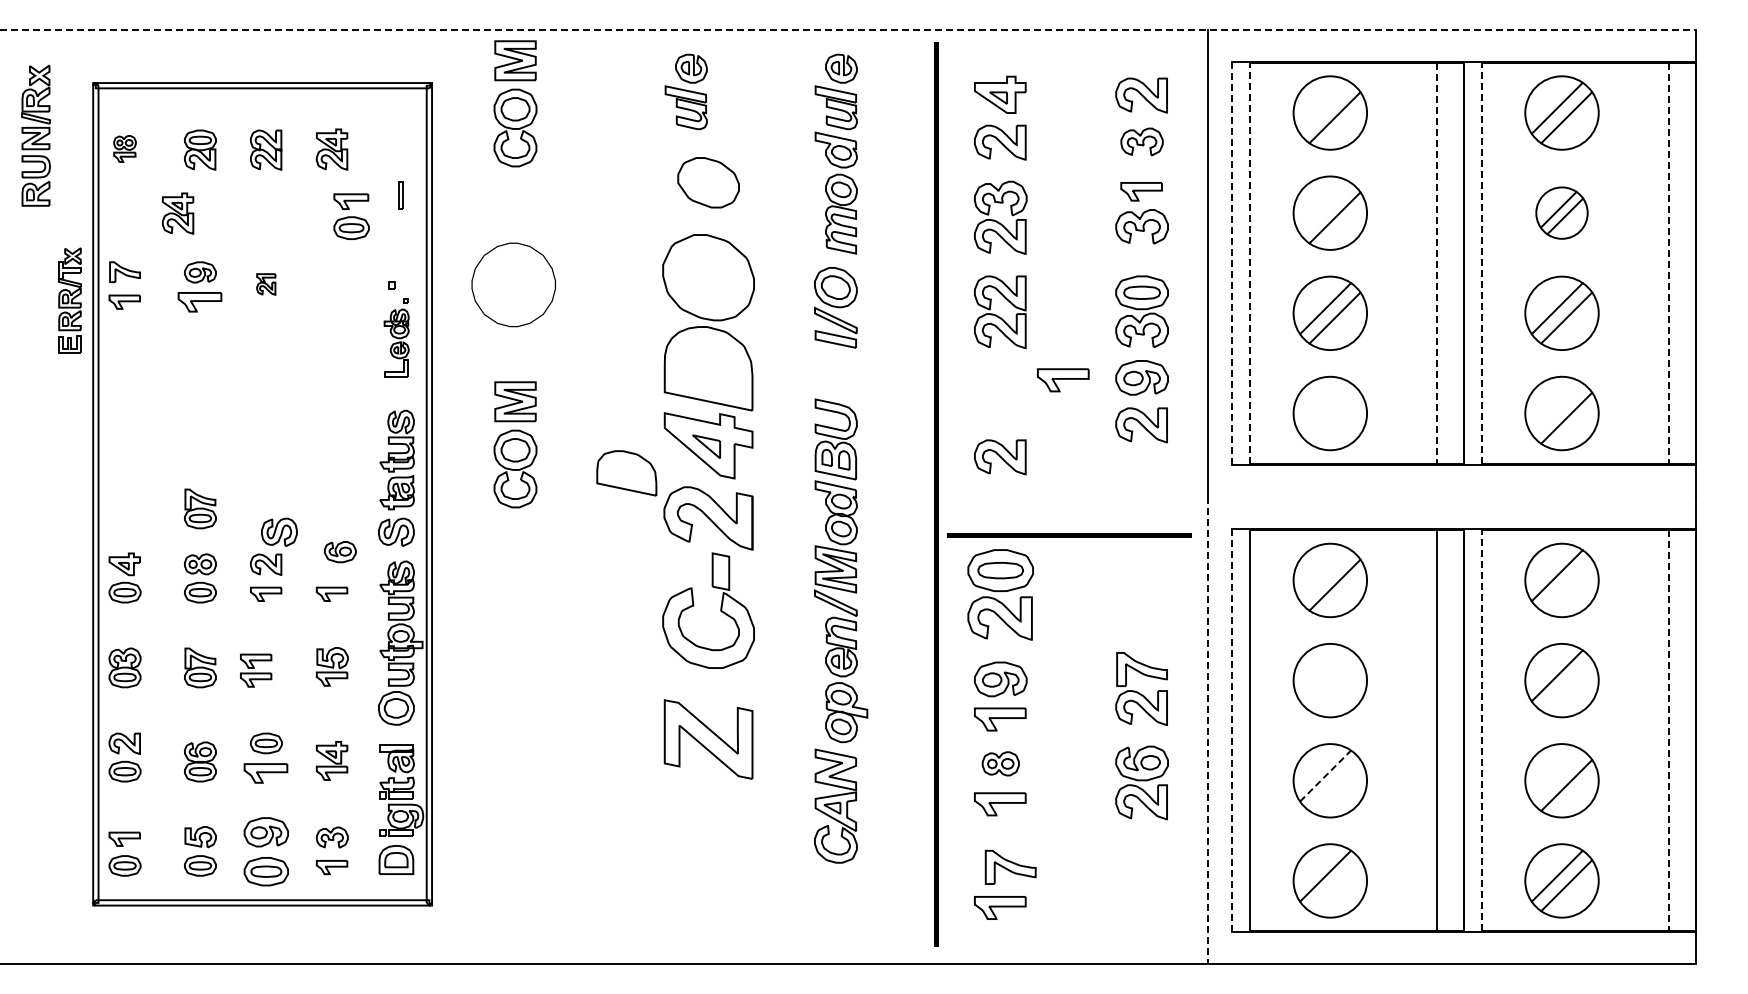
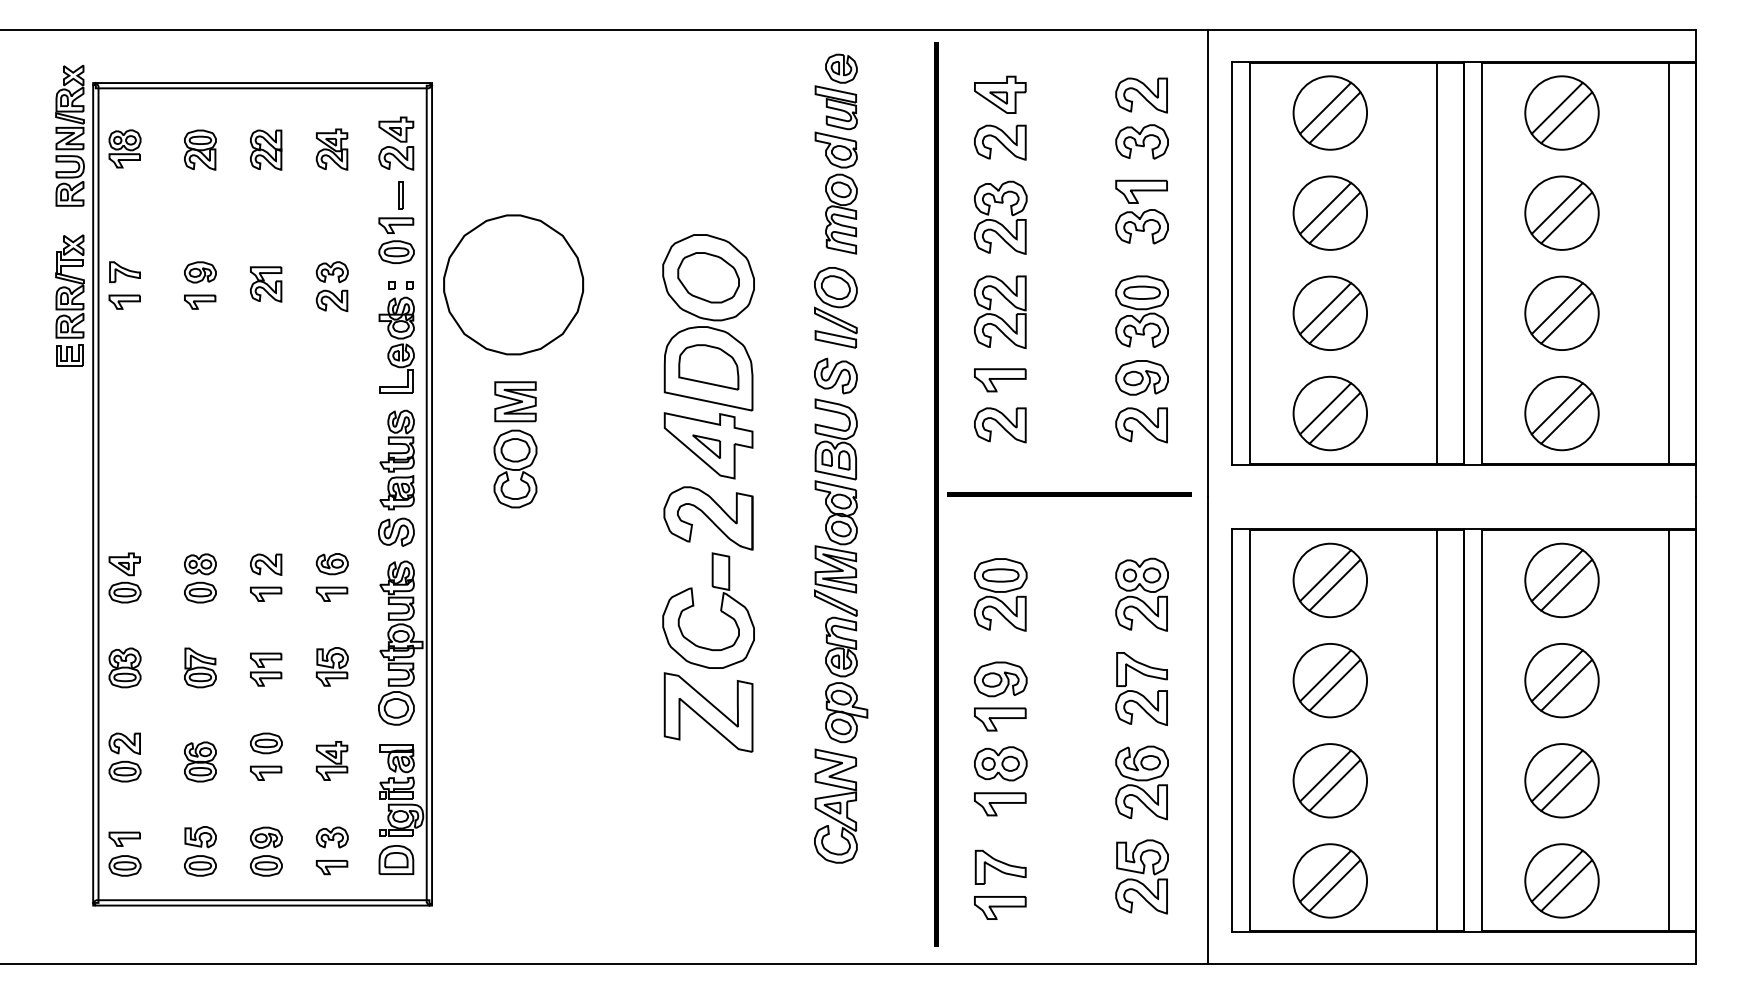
line: dashed -> solid (848, 29)
part: present -> none (685, 91)
part: present -> none (515, 103)
line: none -> present (1325, 107)
part position: (35, 135) -> (69, 135) (69, 135)
part size: 44x30 px -> 54x36 px (1141, 141)
part: none -> present (396, 143)
part size: 24x28 px -> 34x40 px (124, 148)
part position: (708, 182) -> (708, 277) (708, 277)
part size: 43x20 px -> 53x25 px (1141, 191)
line: none -> present (1325, 208)
part size: 54x54 px -> 76x76 px (1561, 212)
part: present -> none (177, 213)
part position: (351, 216) -> (396, 240) (396, 240)
line: dashed -> solid (1250, 262)
line: dashed -> solid (1481, 262)
line: dashed -> solid (1232, 263)
line: dashed -> solid (1437, 263)
line: dashed -> solid (1668, 263)
part size: 21x23 px -> 33x37 px (266, 284)
part size: 85x86 px -> 142x142 px (513, 284)
part: none -> present (331, 286)
part size: 24x107 px -> 30x133 px (69, 300)
part size: 46x21 px -> 33x16 px (200, 301)
part size: 27x80 px -> 37x113 px (396, 337)
part: none -> present (835, 375)
part position: (1063, 380) -> (1000, 380) (1000, 380)
line: none -> present (1325, 408)
line: none -> present (1556, 408)
line: none -> present (1334, 417)
part position: (1000, 457) -> (1000, 425) (1000, 425)
part position: (626, 473) -> (708, 367) (708, 367)
part: present -> none (200, 508)
part: present -> none (279, 531)
line position: (1069, 535) -> (1069, 494) (1069, 494)
part position: (339, 552) -> (331, 564) (331, 564)
line: none -> present (1325, 575)
line: none -> present (1566, 584)
part size: 67x92 px -> 54x74 px (1000, 594)
part: none -> present (1141, 594)
part position: (256, 670) -> (266, 669) (266, 669)
line: none -> present (1325, 675)
line: none -> present (1334, 684)
line: none -> present (1566, 684)
line: dashed -> solid (1208, 730)
line: dashed -> solid (1232, 730)
line: dashed -> solid (1481, 730)
line: dashed -> solid (1668, 731)
part position: (708, 739) -> (708, 712) (708, 712)
part size: 39x26 px -> 54x36 px (1000, 763)
part size: 46x21 px -> 33x16 px (266, 772)
line: dashed -> solid (1325, 775)
line: none -> present (1556, 775)
line: none -> present (1334, 785)
part size: 46x70 px -> 33x51 px (266, 851)
part position: (1010, 866) -> (1000, 866) (1000, 866)
part: none -> present (1141, 876)
line: none -> present (1334, 885)
